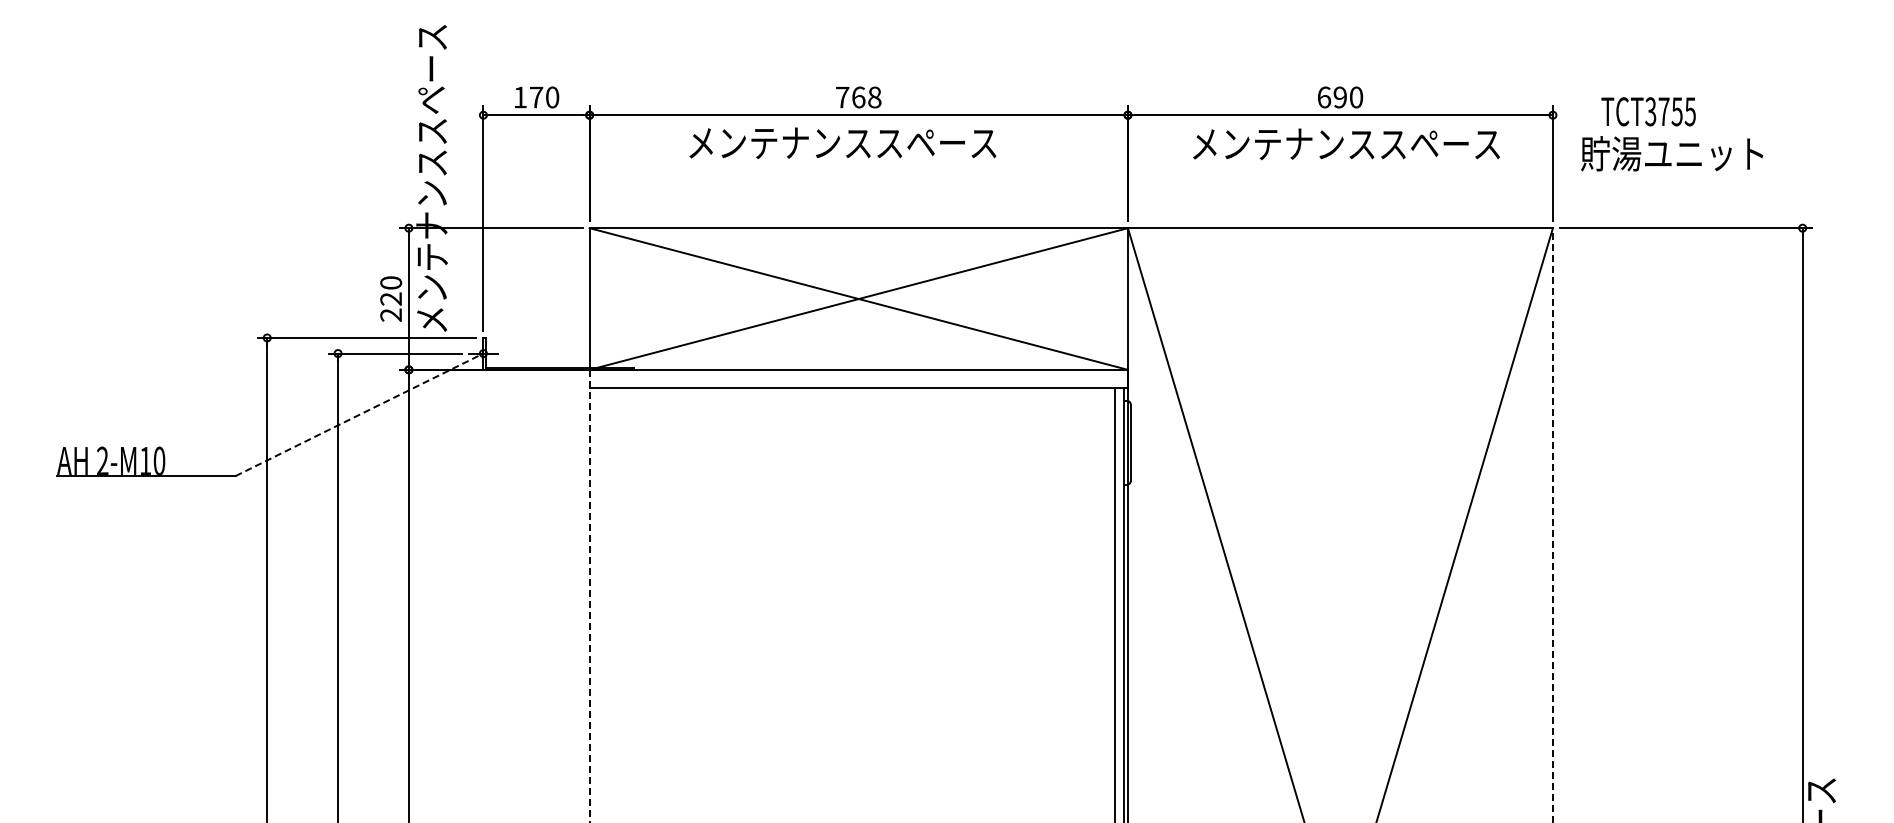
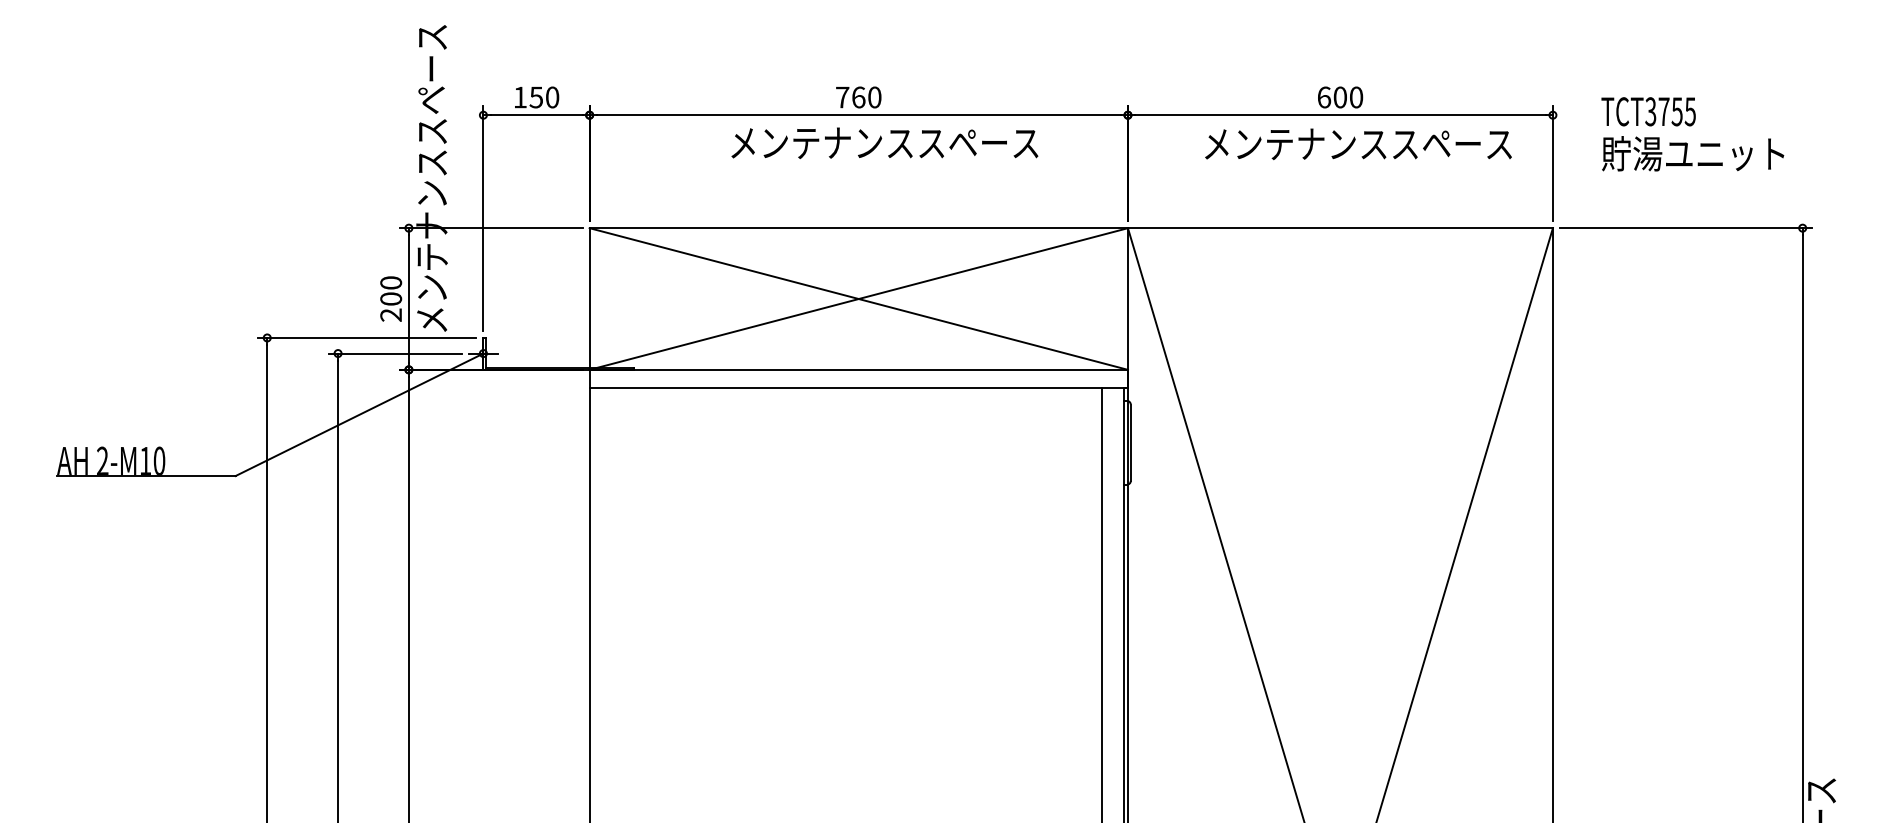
text: 170 -> 150 (536, 97)
text: 768 -> 760 (874, 97)
text: 690 -> 600 (1339, 97)
text position: (842, 142) -> (884, 142) (884, 142)
text position: (1346, 144) -> (1358, 144) (1358, 144)
text position: (1672, 153) -> (1693, 153) (1693, 153)
text: 220 -> 200 (391, 298)
line: dashed -> solid (359, 414)
line: dashed -> solid (1552, 525)
line: dashed -> solid (589, 596)
line position: (1115, 603) -> (1102, 603) (1102, 603)
